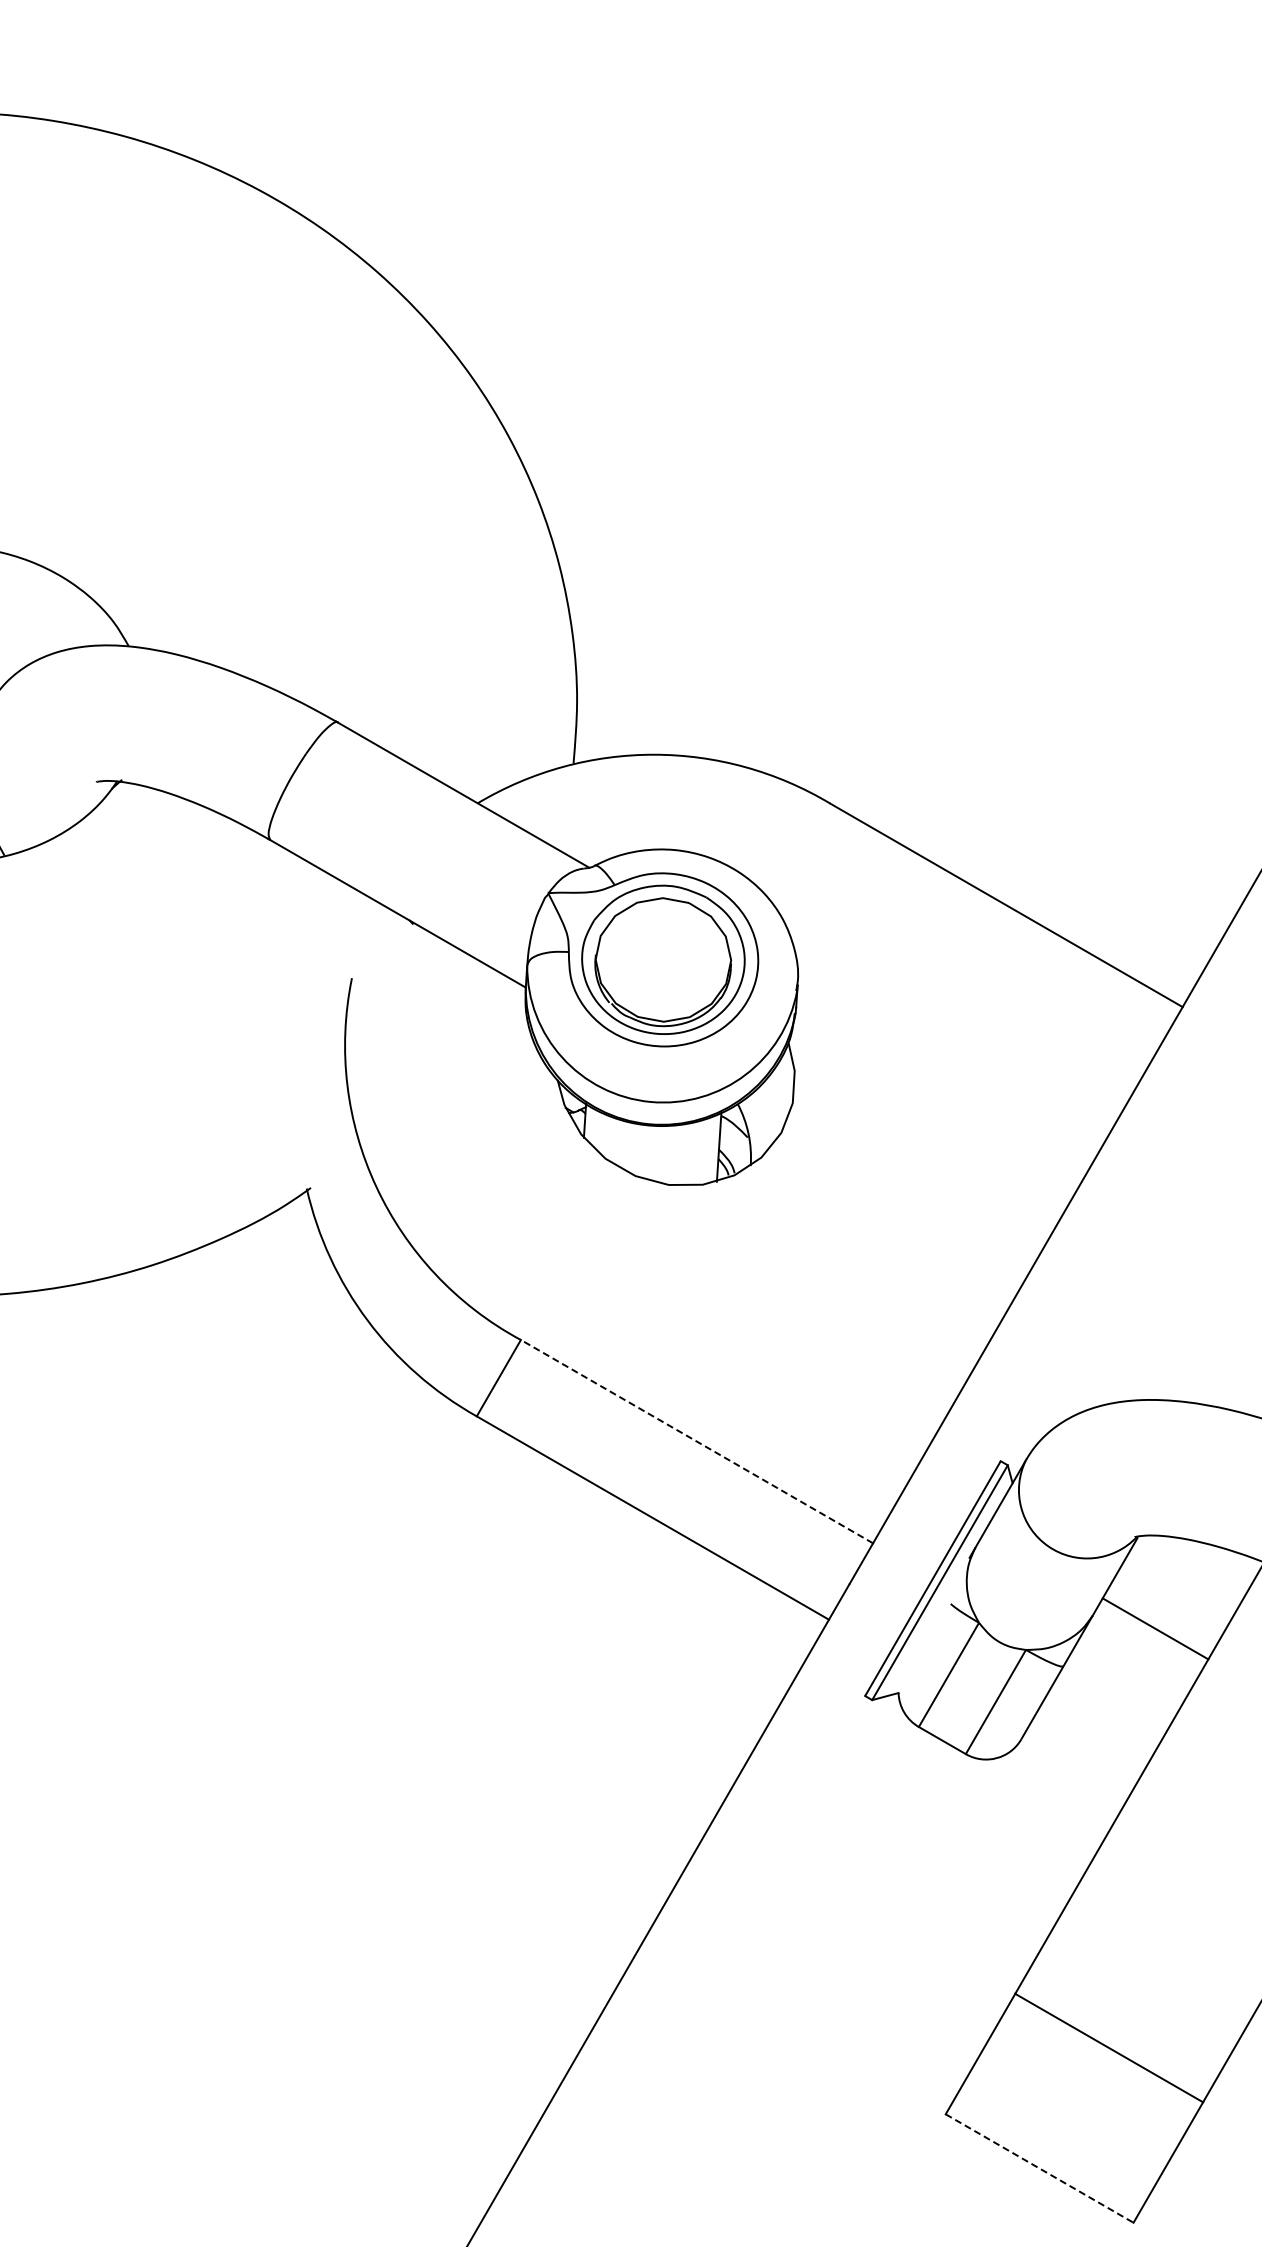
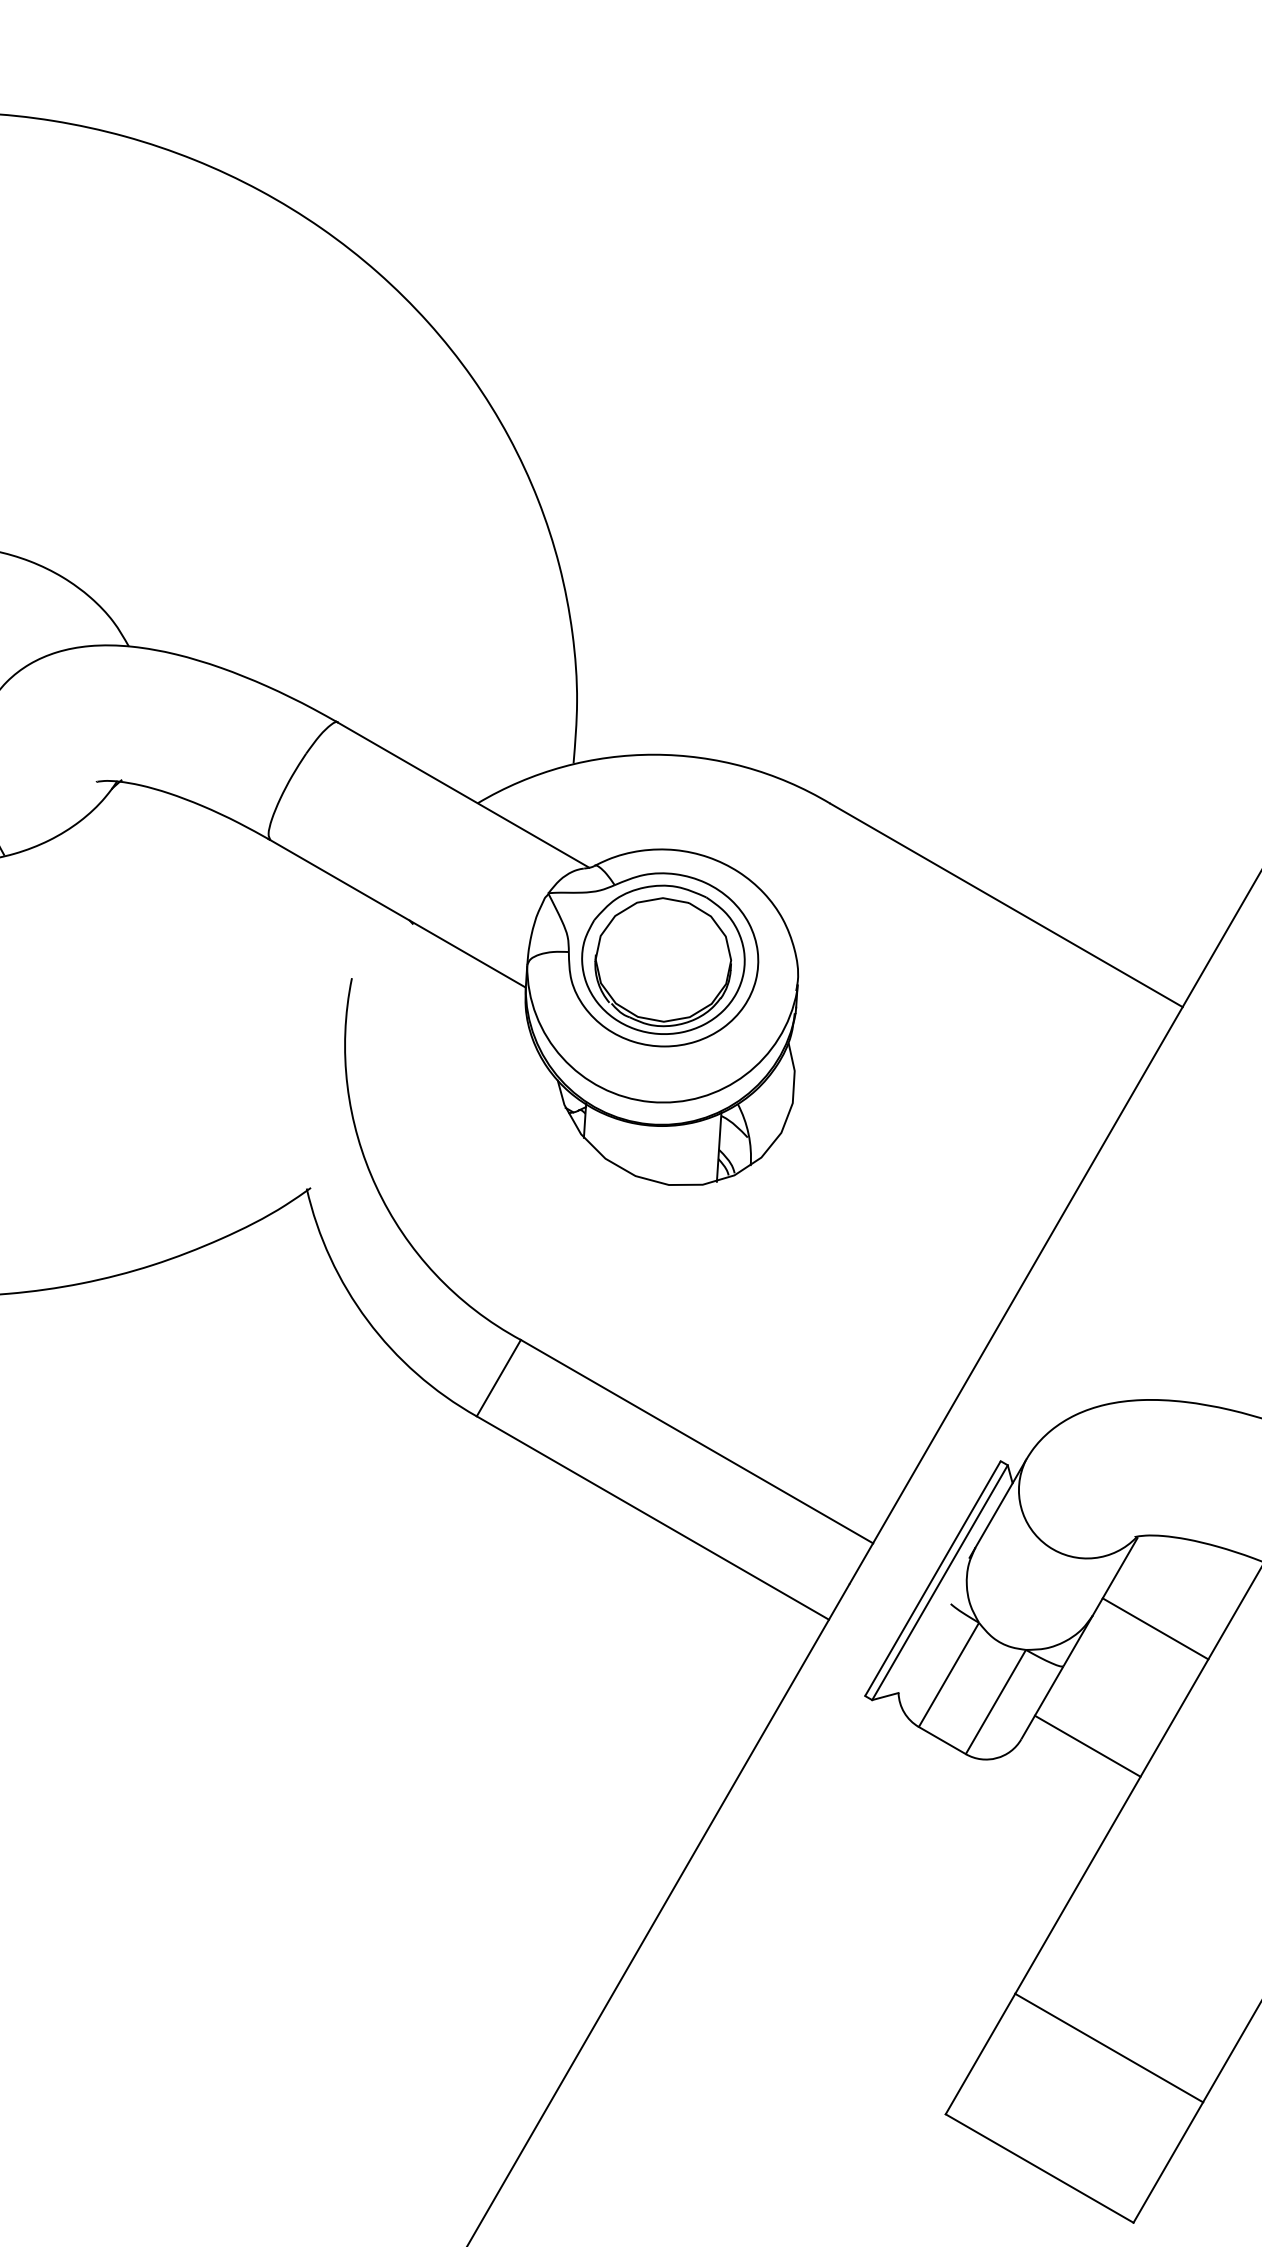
line: dashed -> solid (696, 1441)
line: none -> present (1087, 1745)
line: dashed -> solid (1040, 2168)
